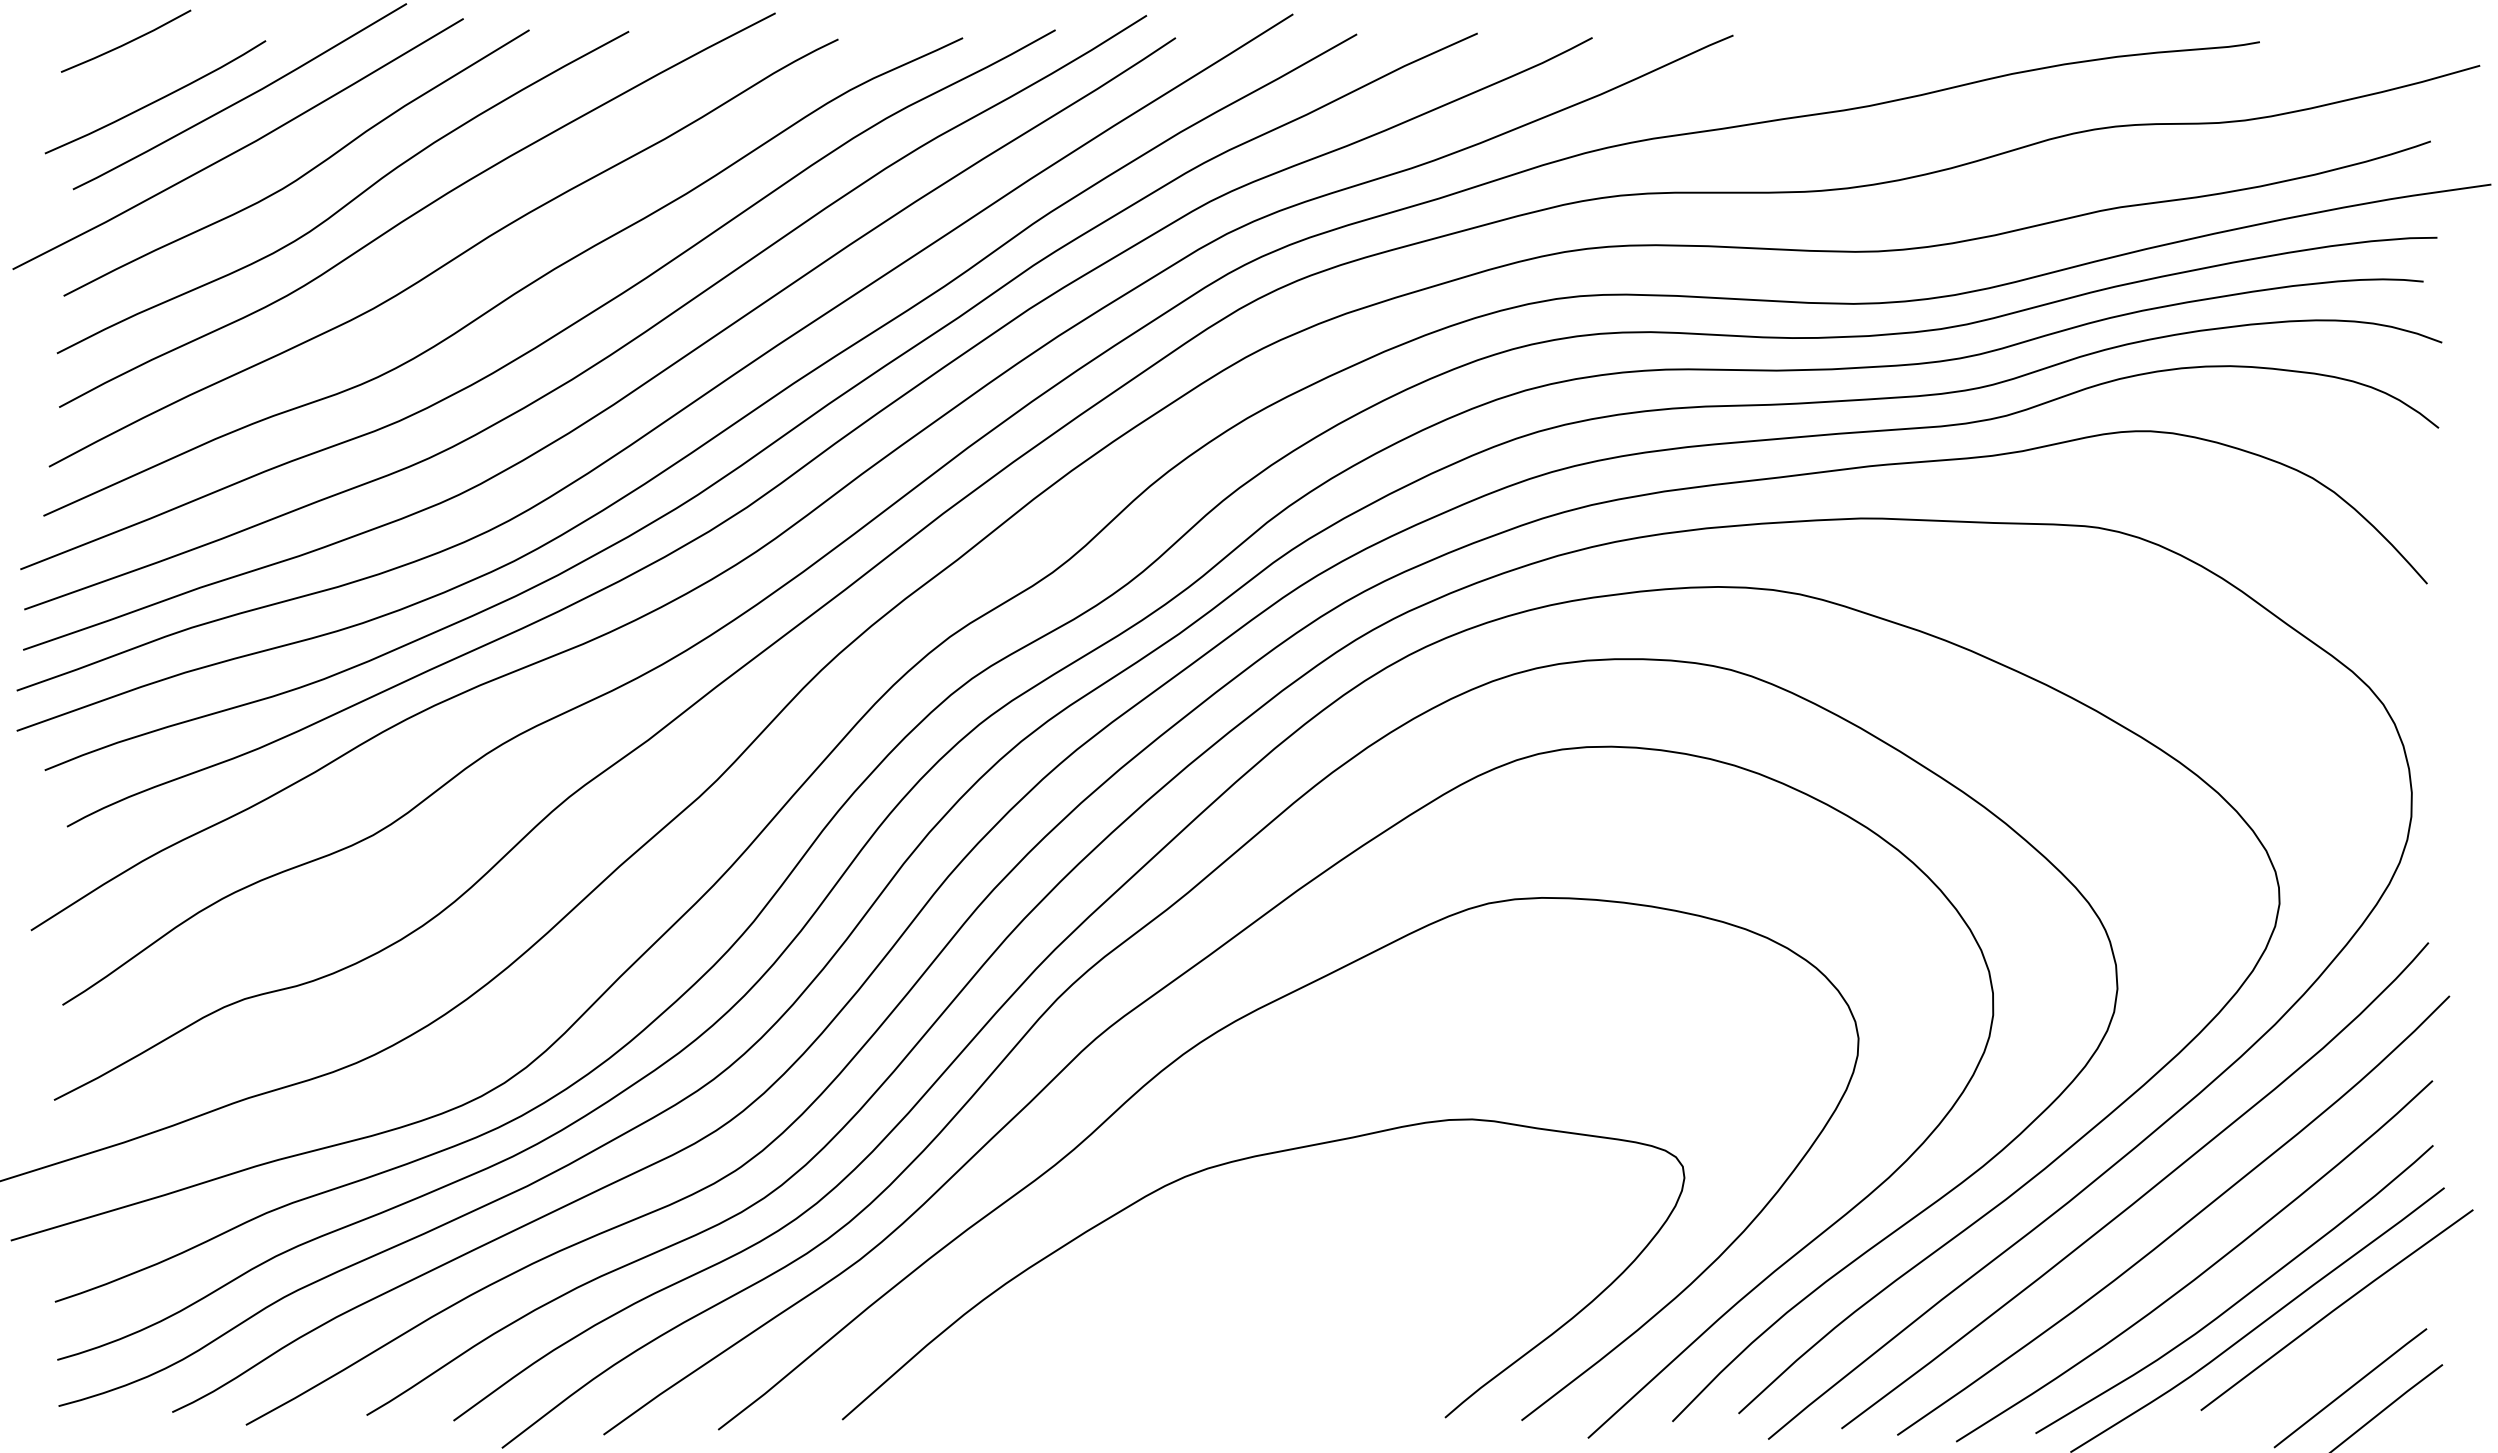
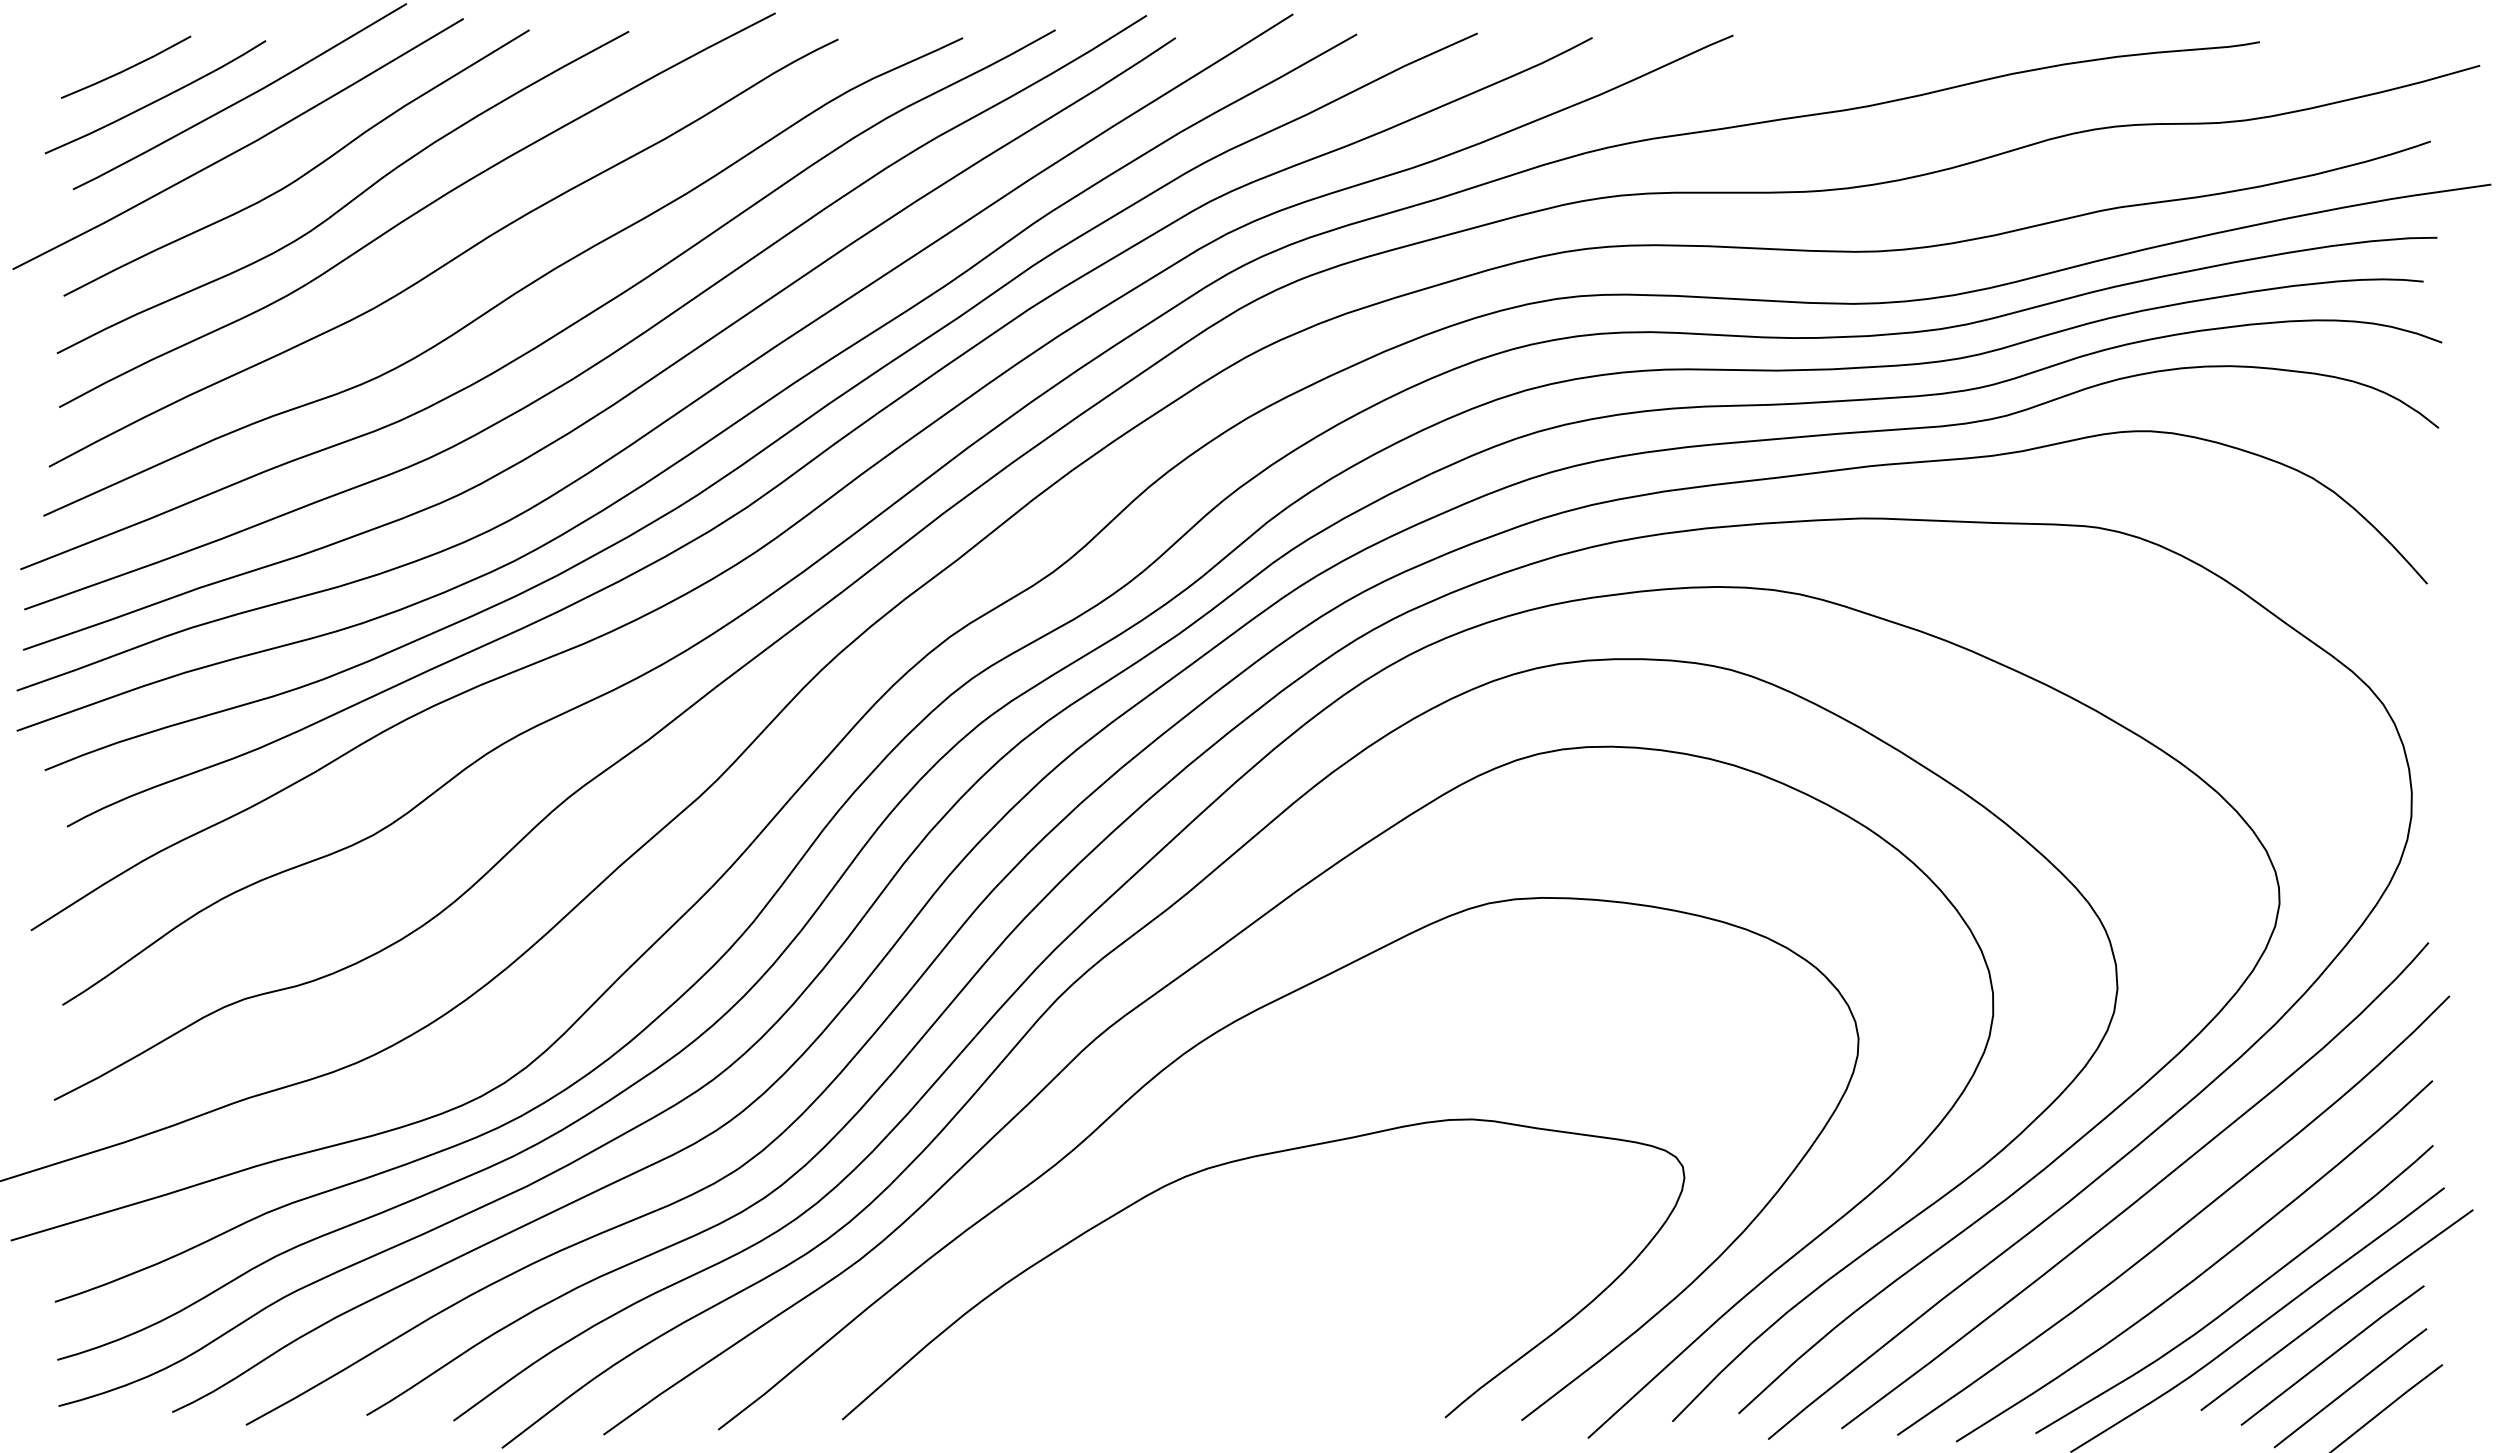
line position: (126, 42) -> (126, 68) (126, 68)
line: none -> present (2332, 1355)
